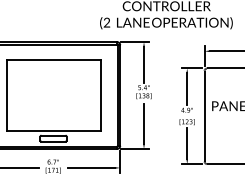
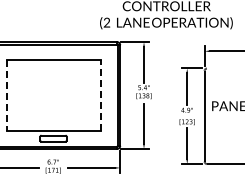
line: present -> none (223, 68)
line: solid -> dashed (100, 95)
line: solid -> dashed (7, 96)
